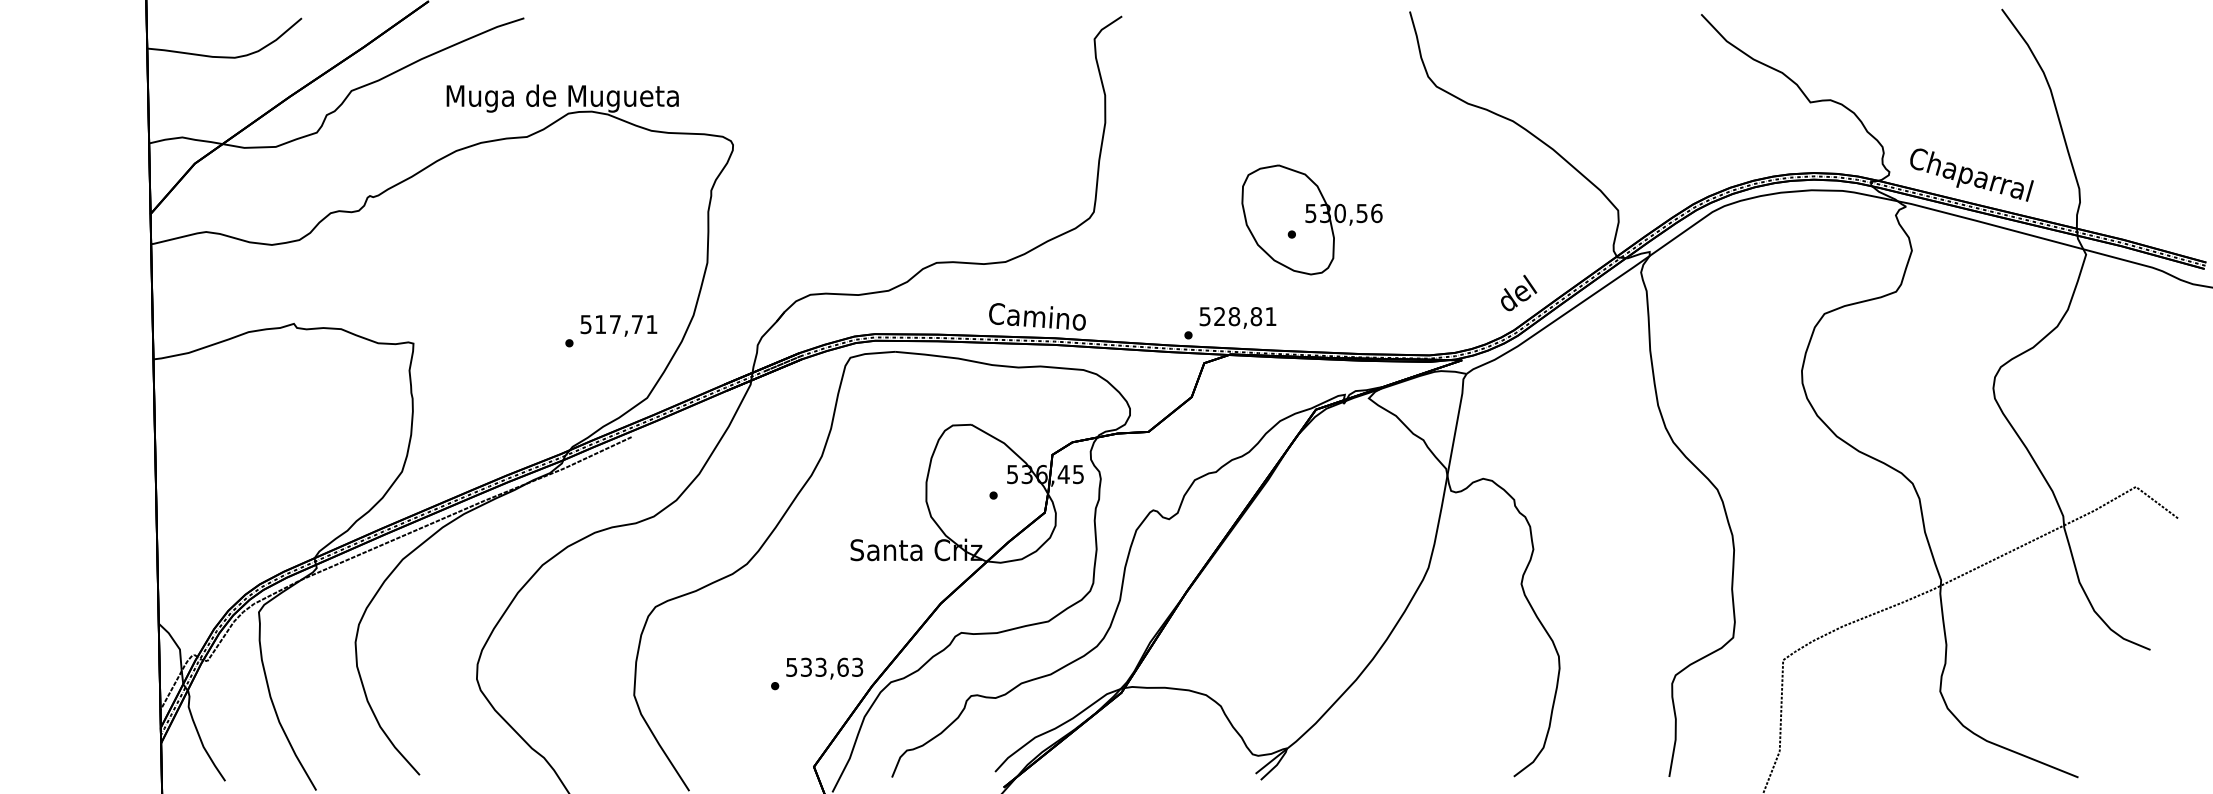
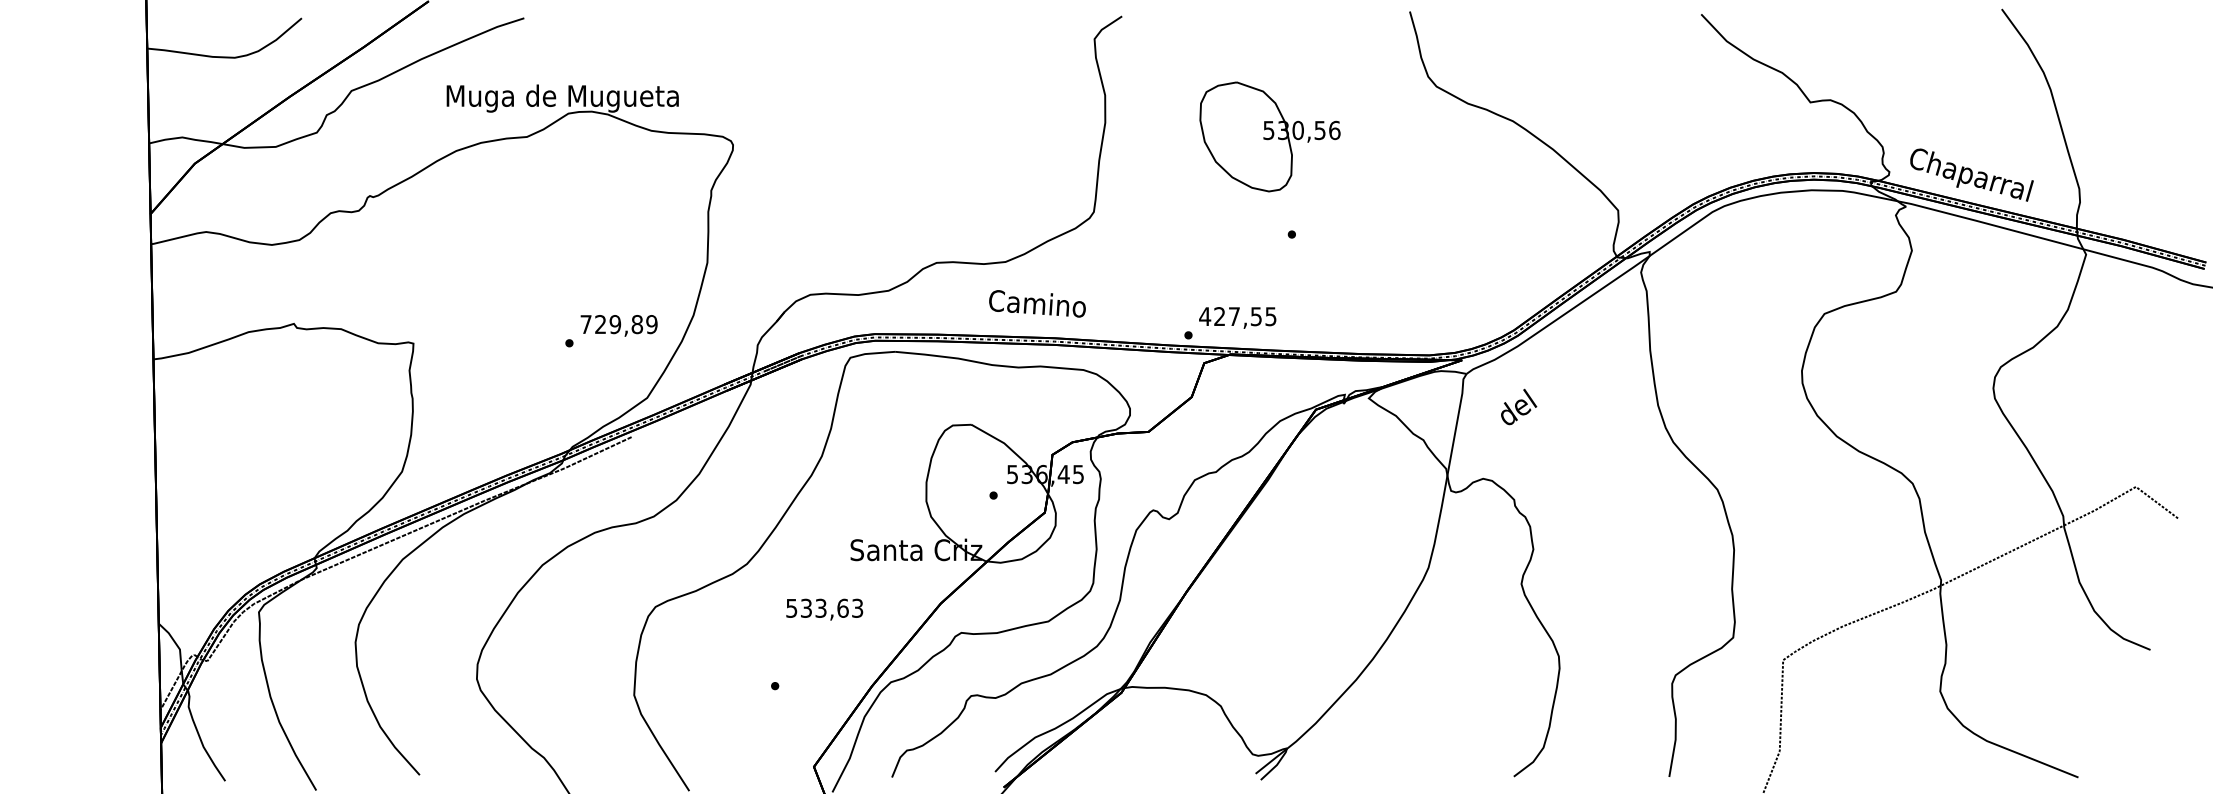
part position: (1311, 219) -> (1269, 136) (1269, 136)
text position: (1519, 292) -> (1519, 406) (1519, 406)
text position: (1037, 316) -> (1037, 303) (1037, 303)
text: 528,81 -> 427,55 (1237, 316)
text: 517,71 -> 729,89 (618, 324)
text position: (824, 668) -> (824, 609) (824, 609)
